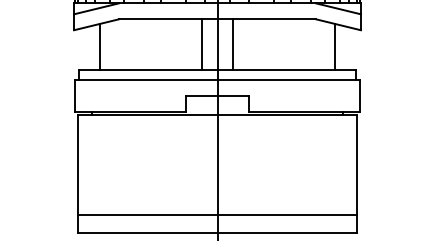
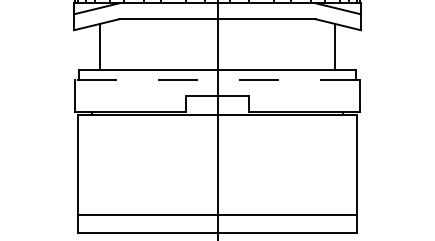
line: present -> none (201, 44)
line: present -> none (233, 44)
line: solid -> dashed (217, 79)
